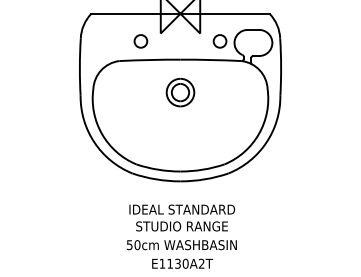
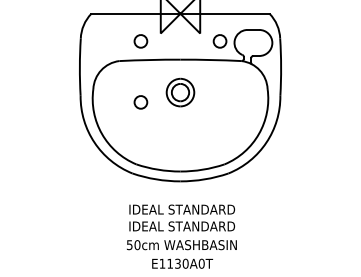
part: none -> present (140, 102)
text: STUDIO RANGE -> IDEAL STANDARD (182, 226)
text: E1130A2T -> E1130A0T (201, 263)
